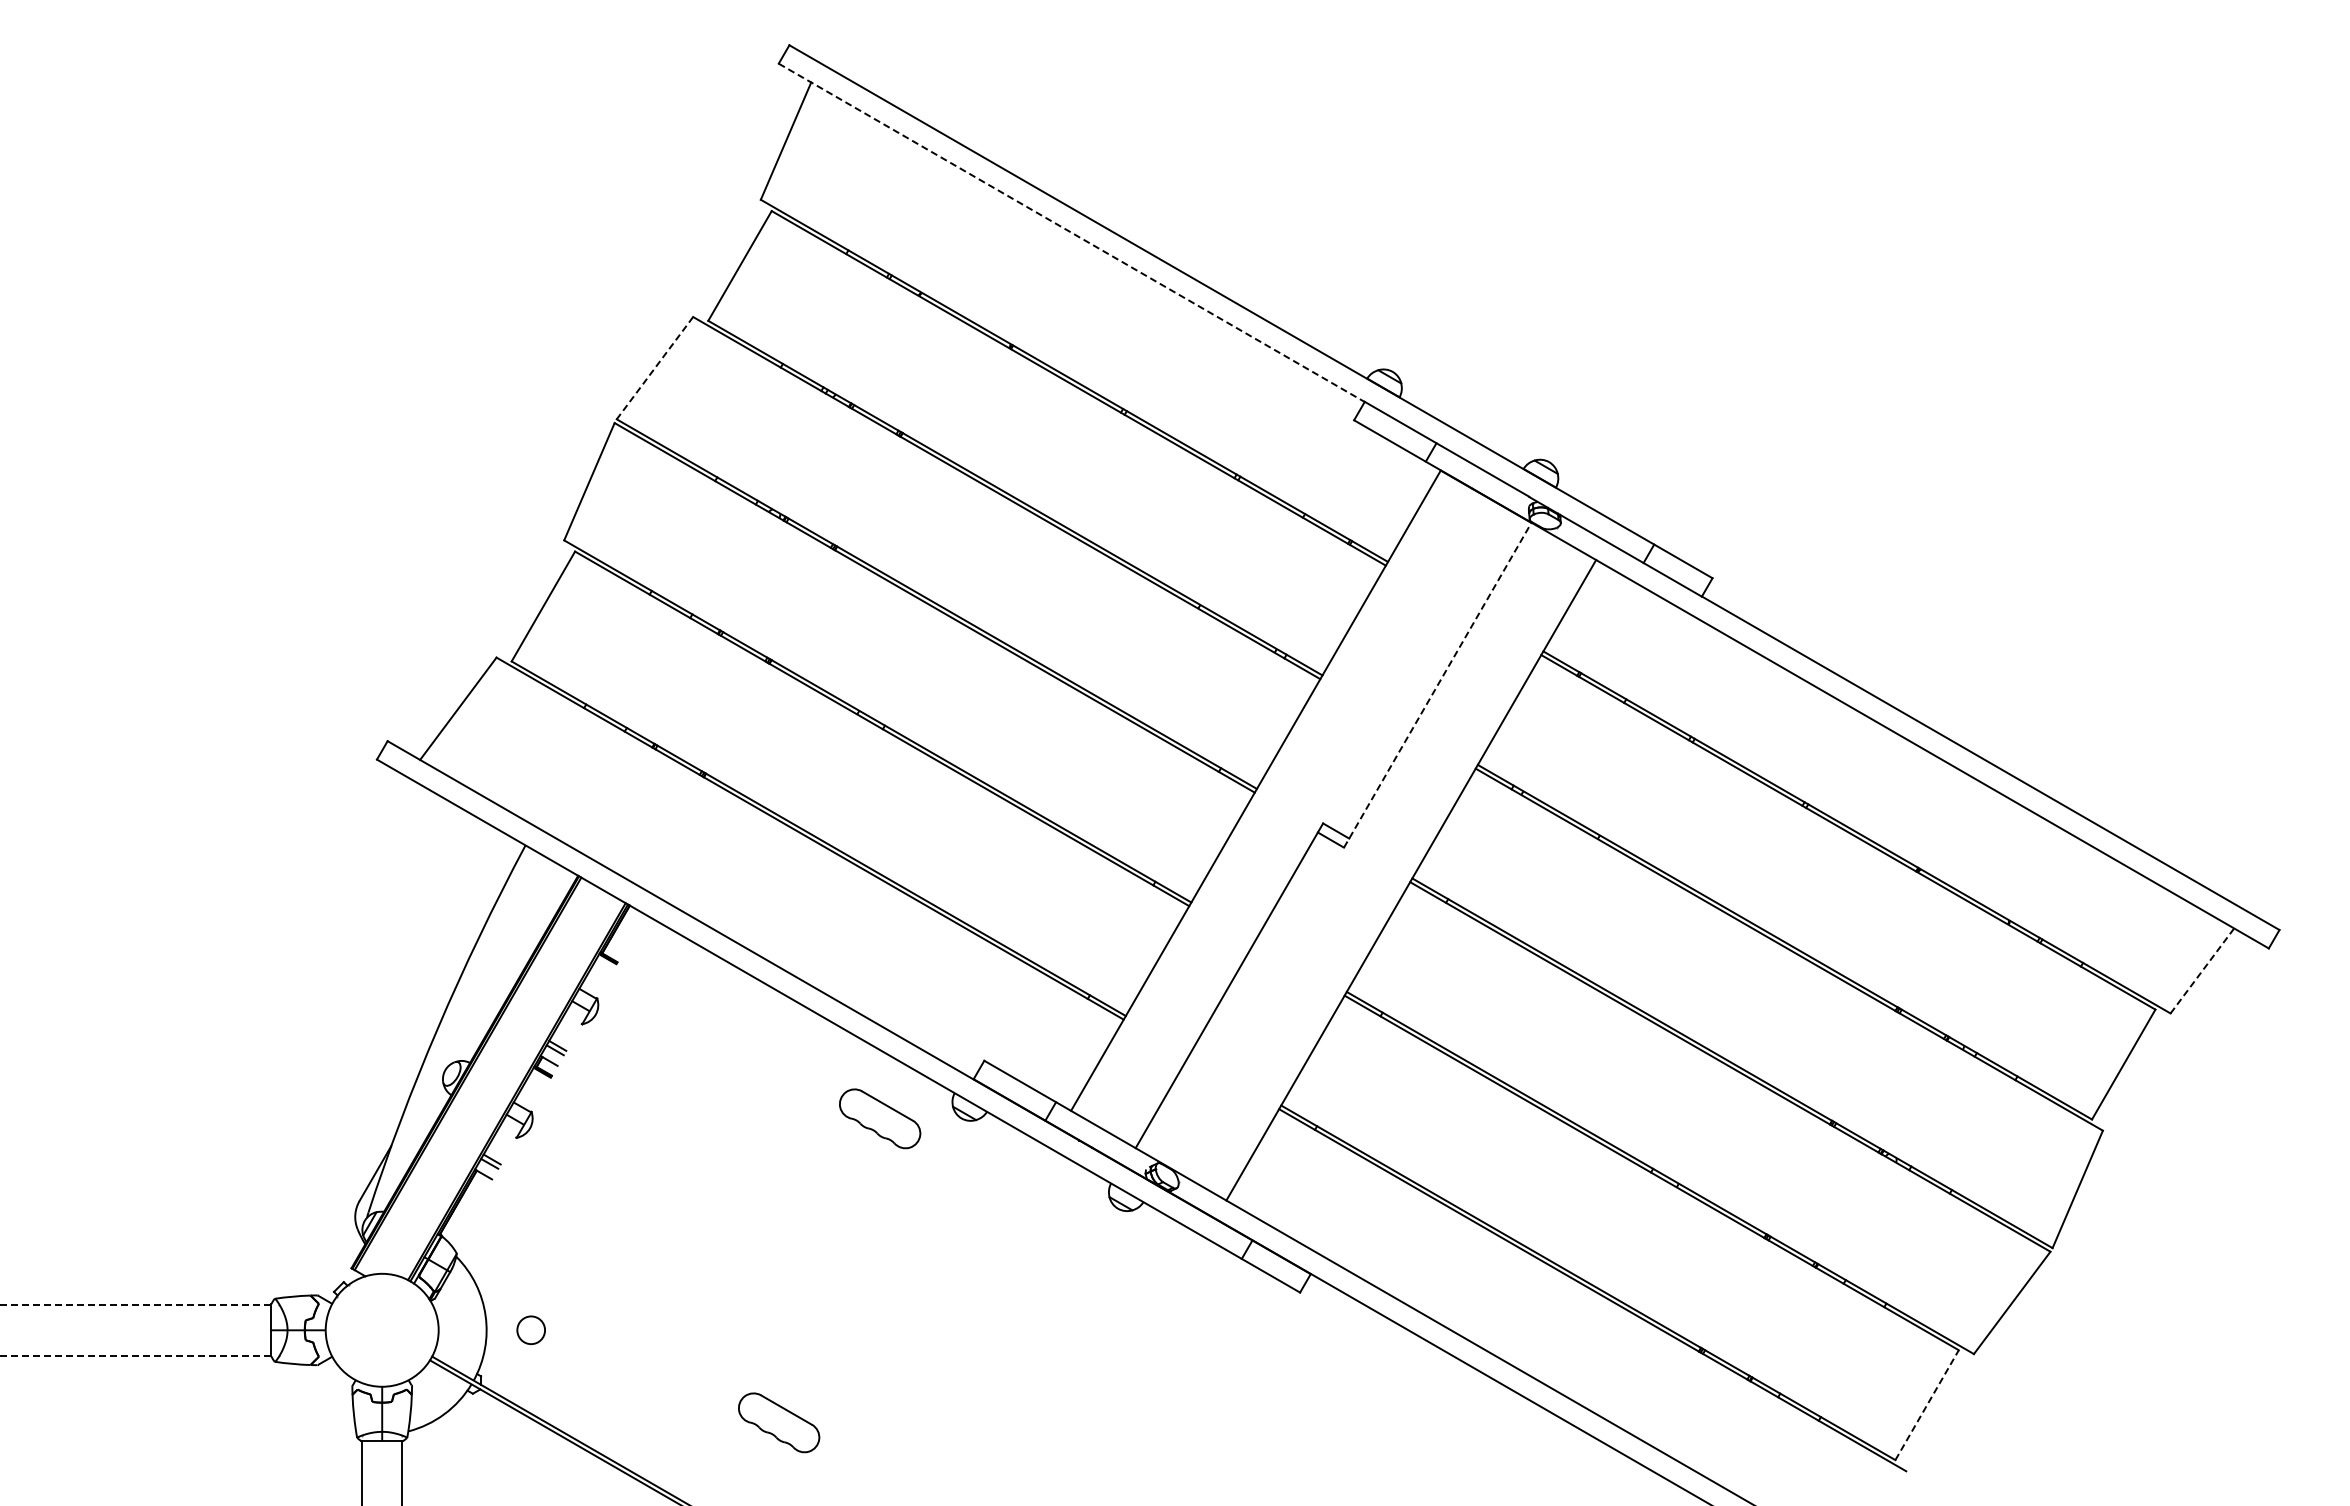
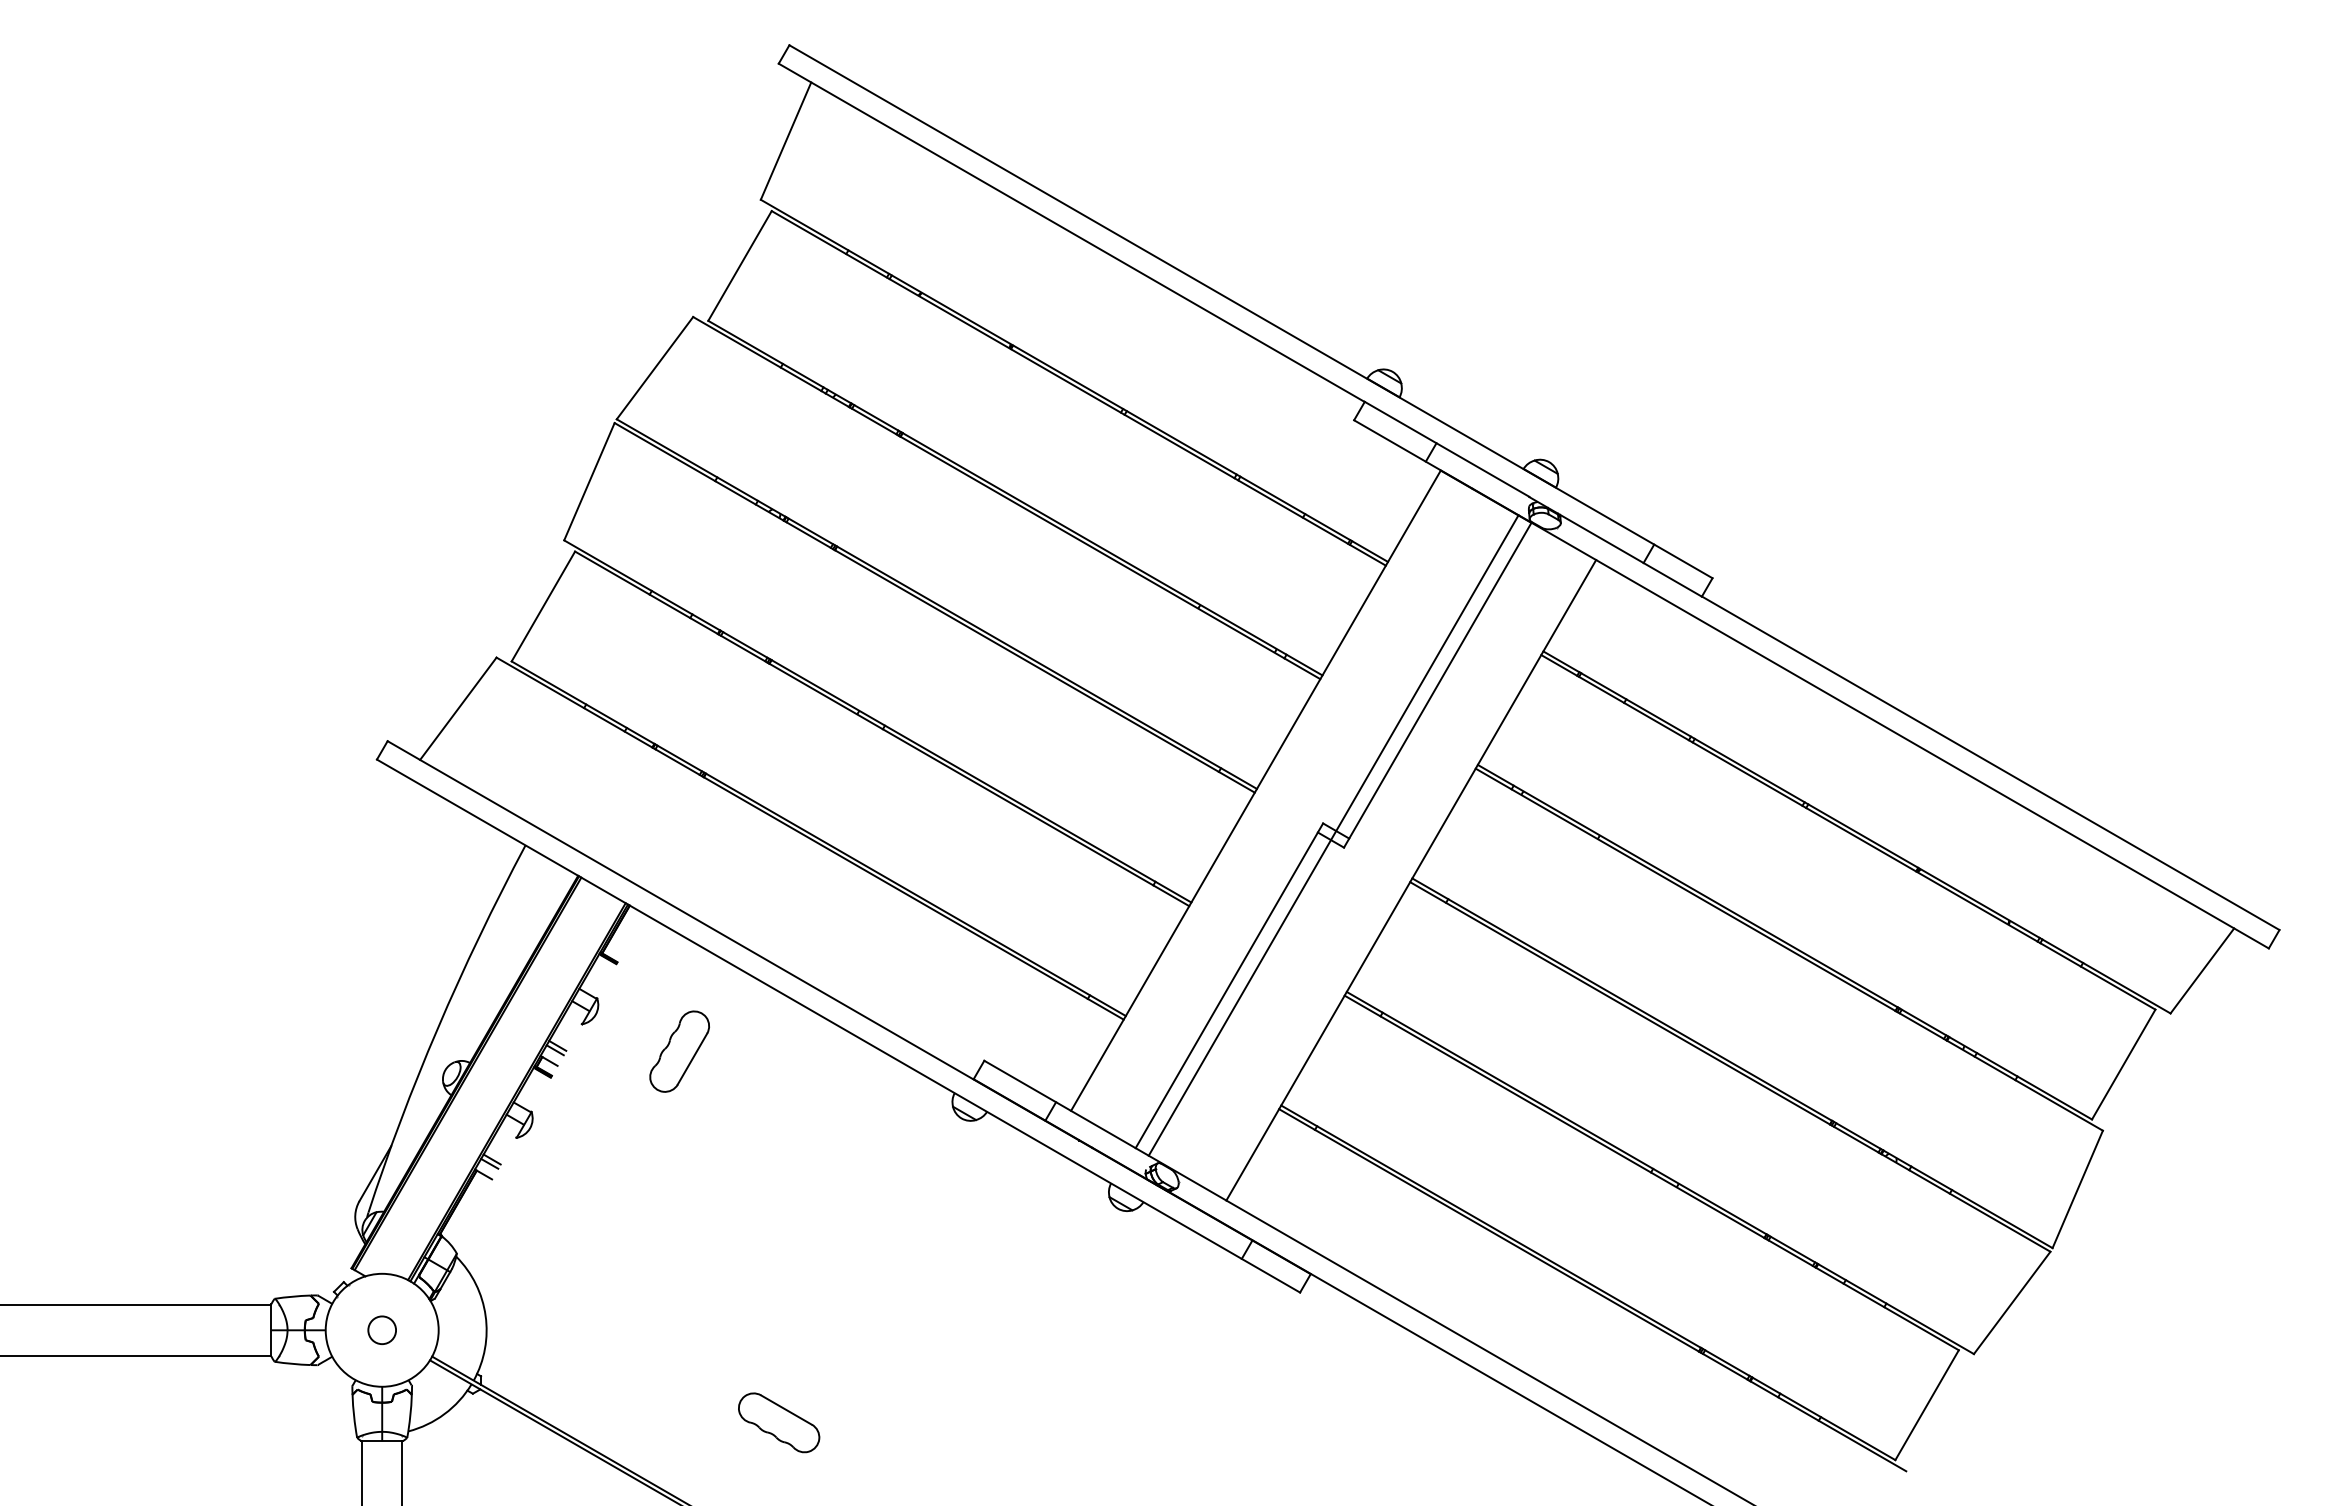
line: dashed -> solid (1072, 233)
line: dashed -> solid (654, 368)
line: dashed -> solid (1437, 685)
line: none -> present (1333, 835)
line: dashed -> solid (2202, 970)
part: none -> present (679, 1051)
part: present -> none (880, 1118)
line: dashed -> solid (135, 1304)
circle position: (530, 1329) -> (381, 1329) (381, 1329)
line: dashed -> solid (135, 1356)
line: dashed -> solid (1927, 1404)
